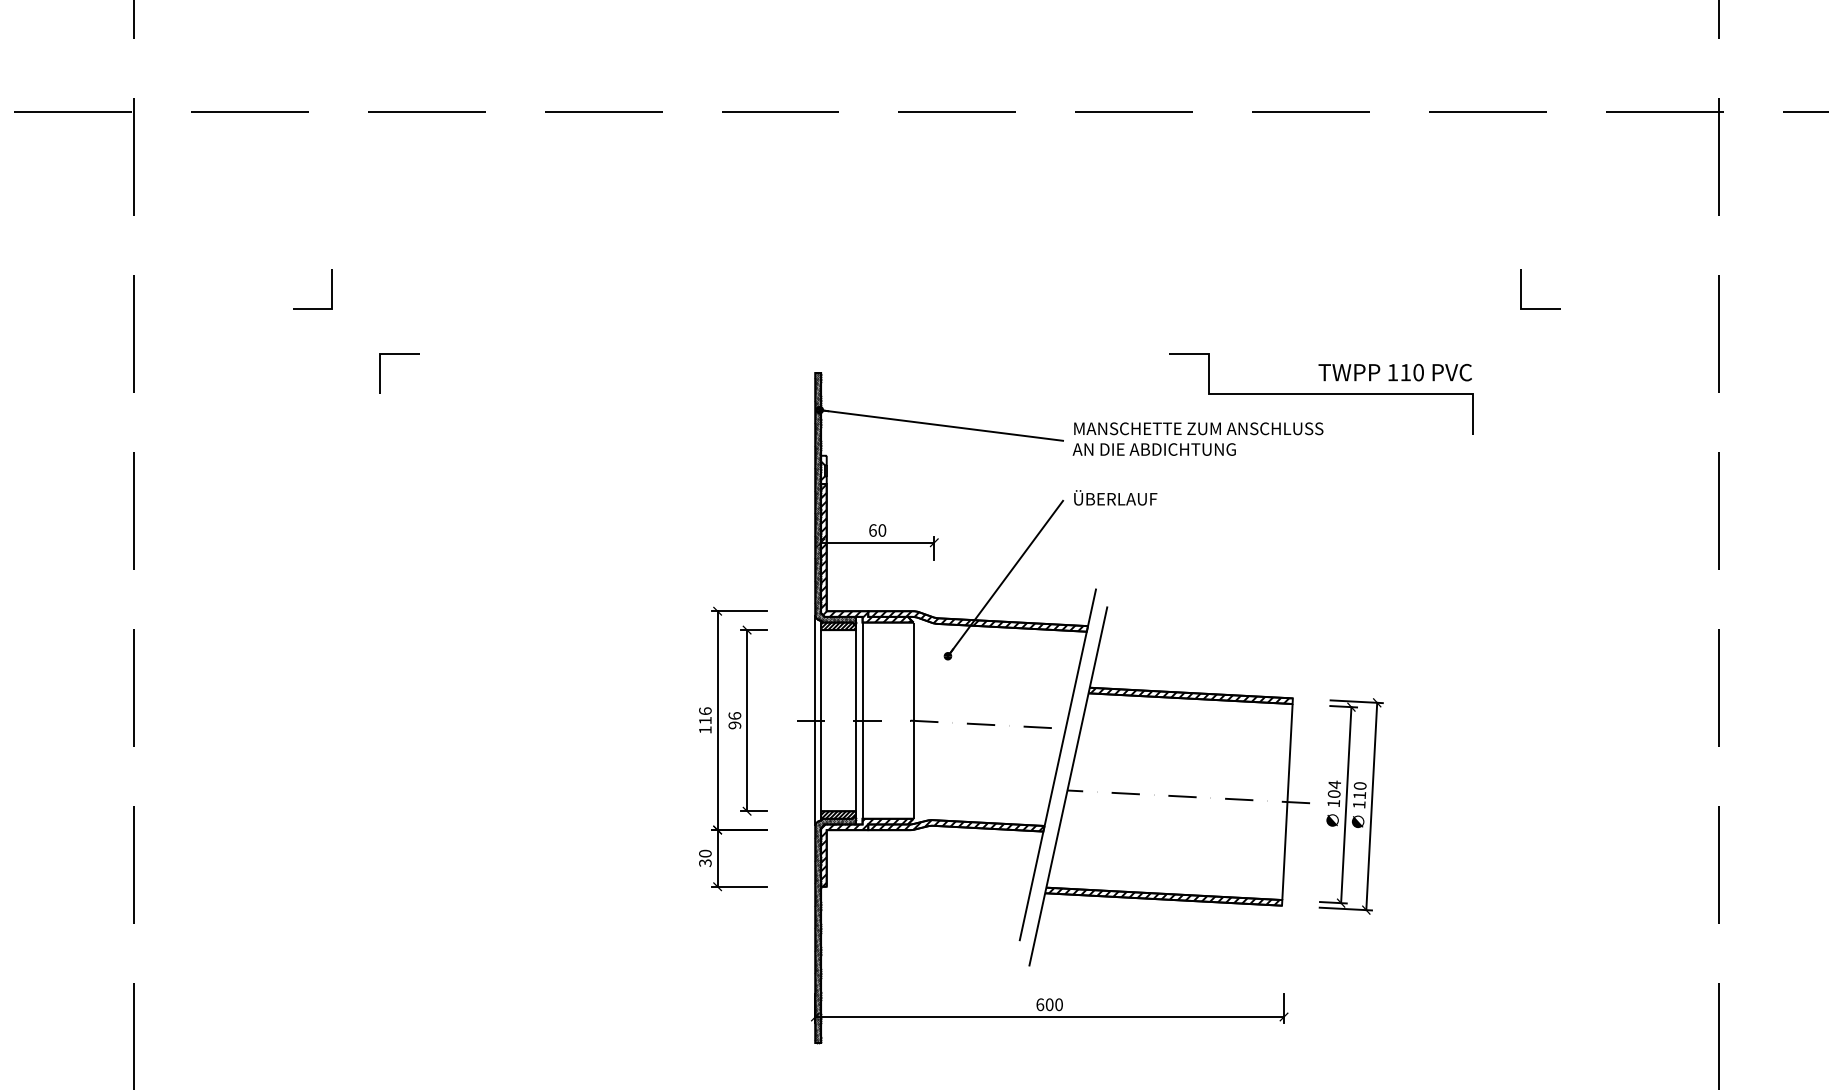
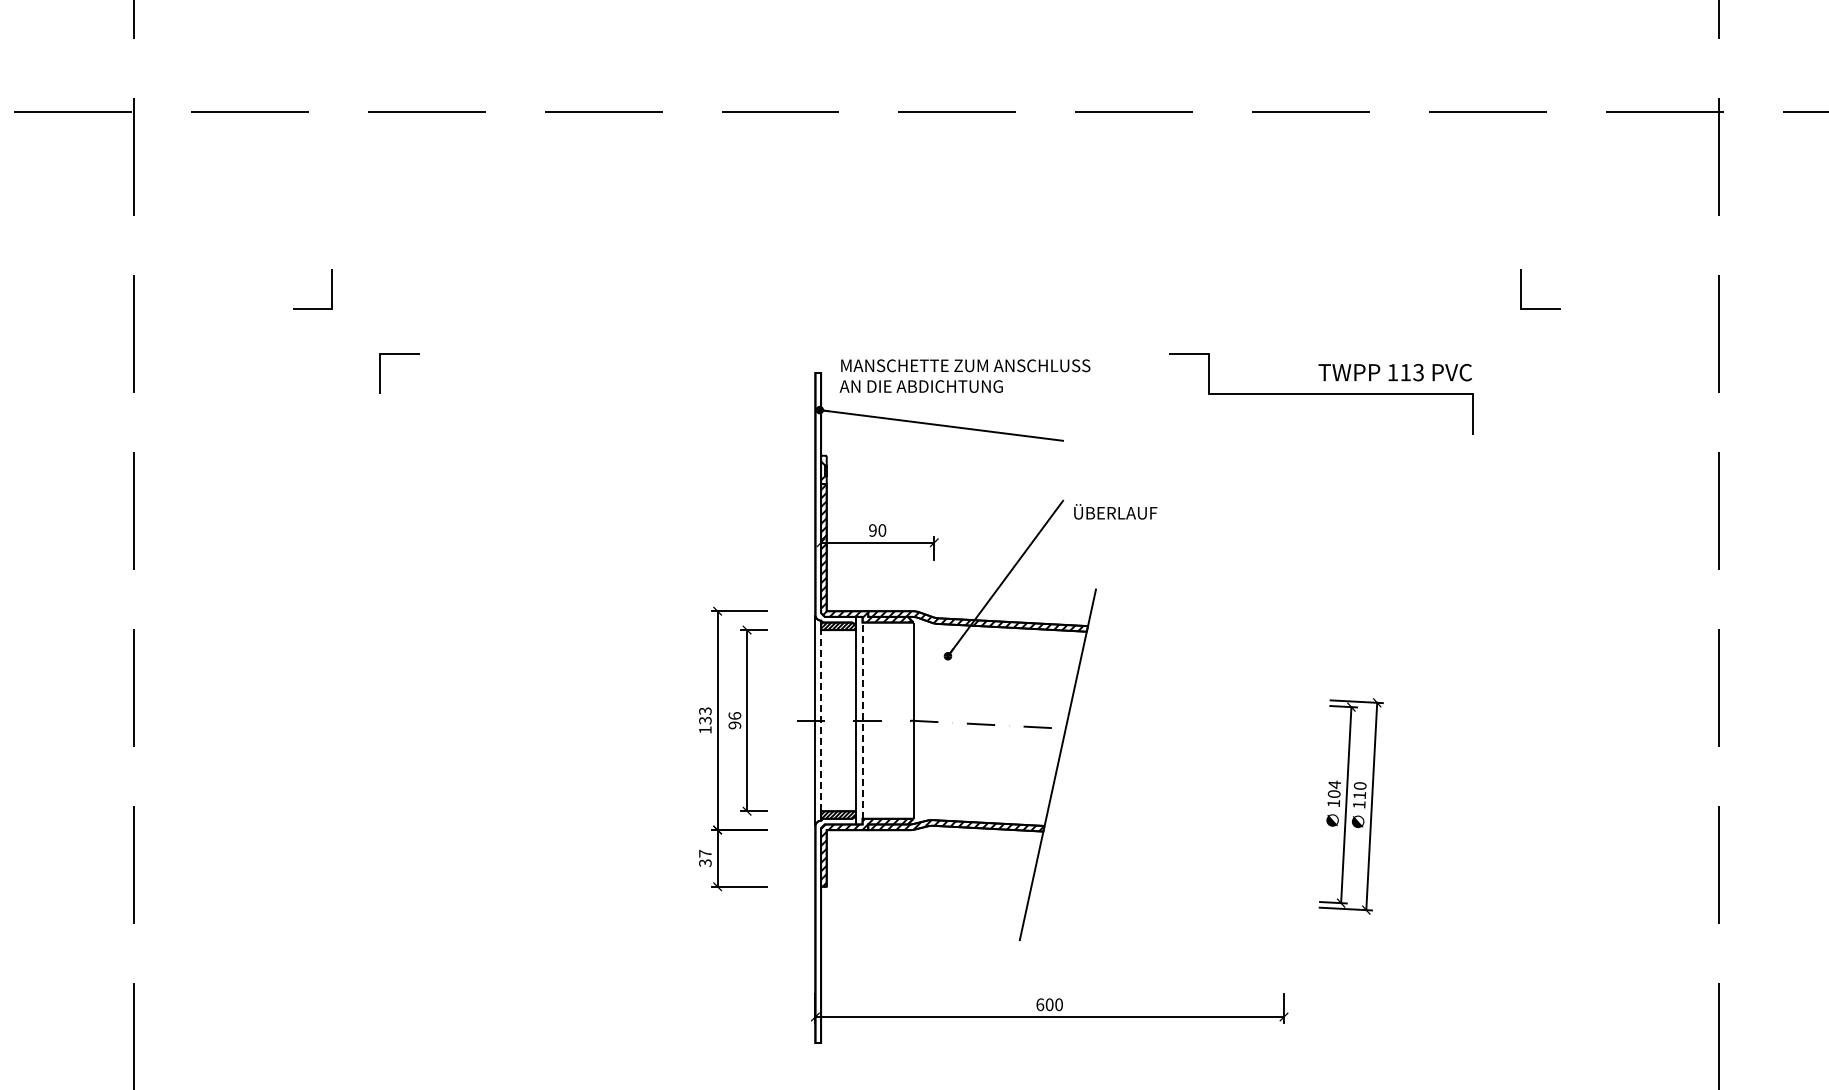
text: 110 -> 113 (1418, 372)
text position: (1197, 438) -> (964, 375) (964, 375)
text position: (1115, 497) -> (1115, 511) (1115, 511)
hatch: present -> none (835, 498)
text: 60 -> 90 (872, 530)
text: 116 -> 133 (705, 715)
line: solid -> dashed (821, 720)
line: solid -> dashed (862, 720)
part: present -> none (1168, 786)
text: 30 -> 37 (705, 853)
hatch: present -> none (835, 930)
